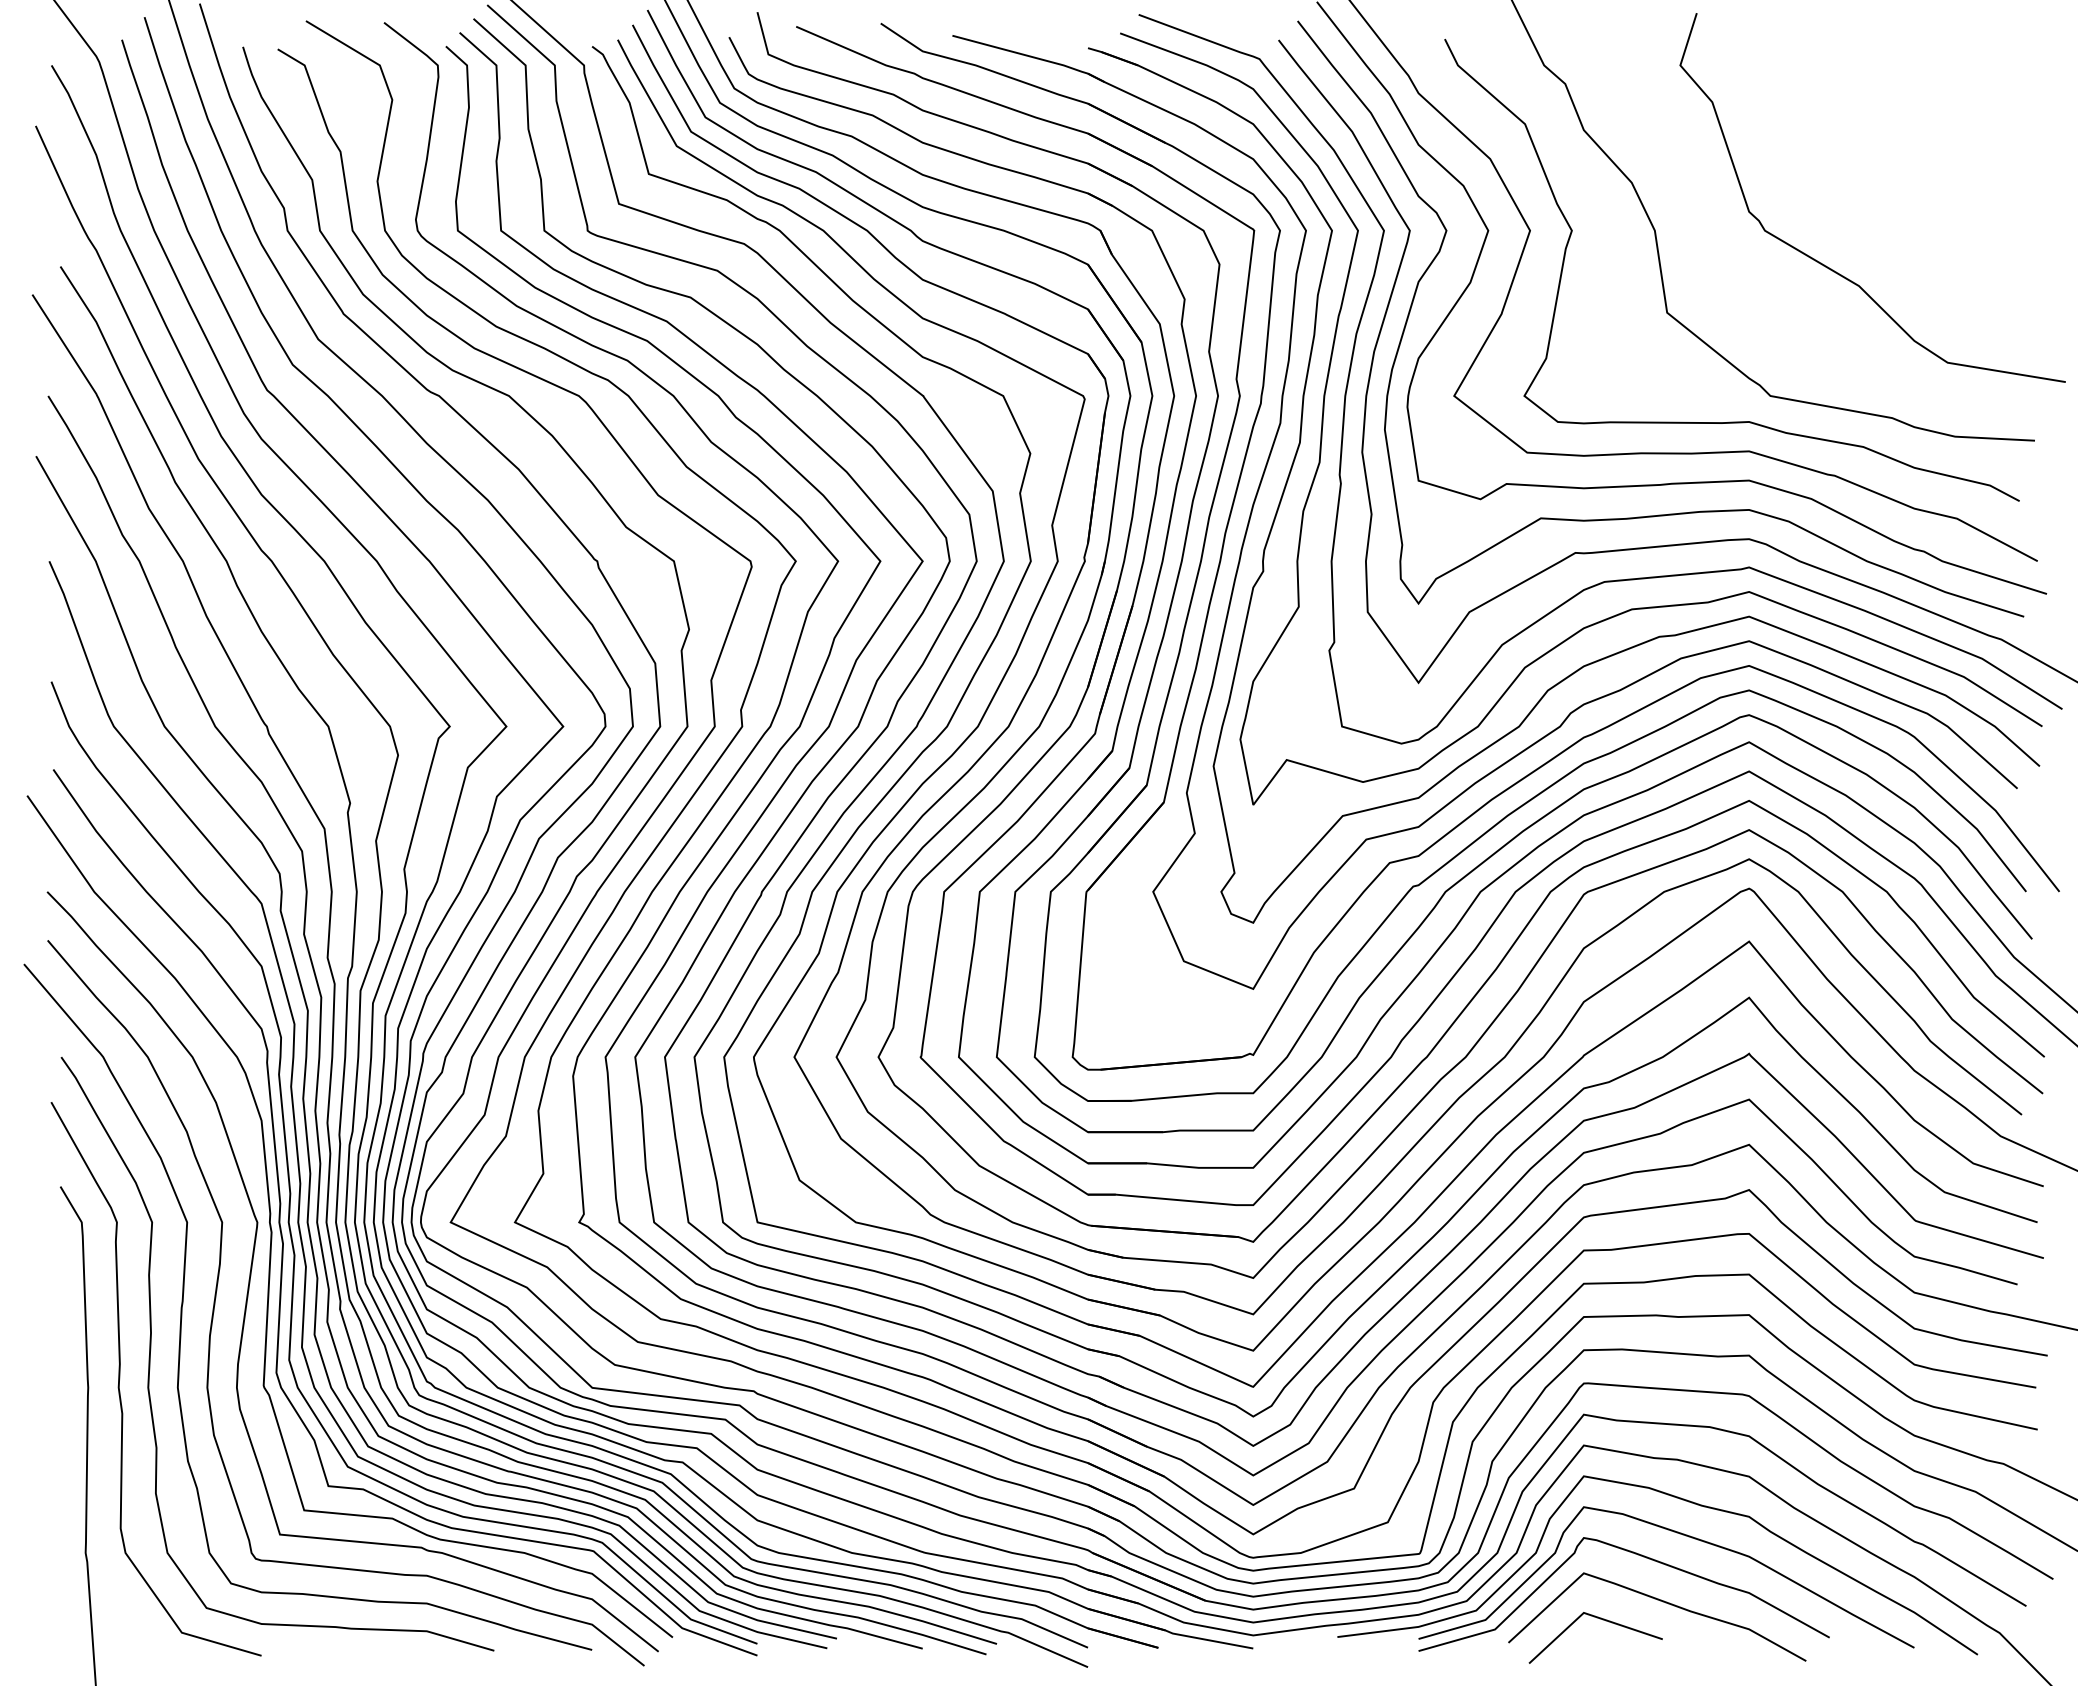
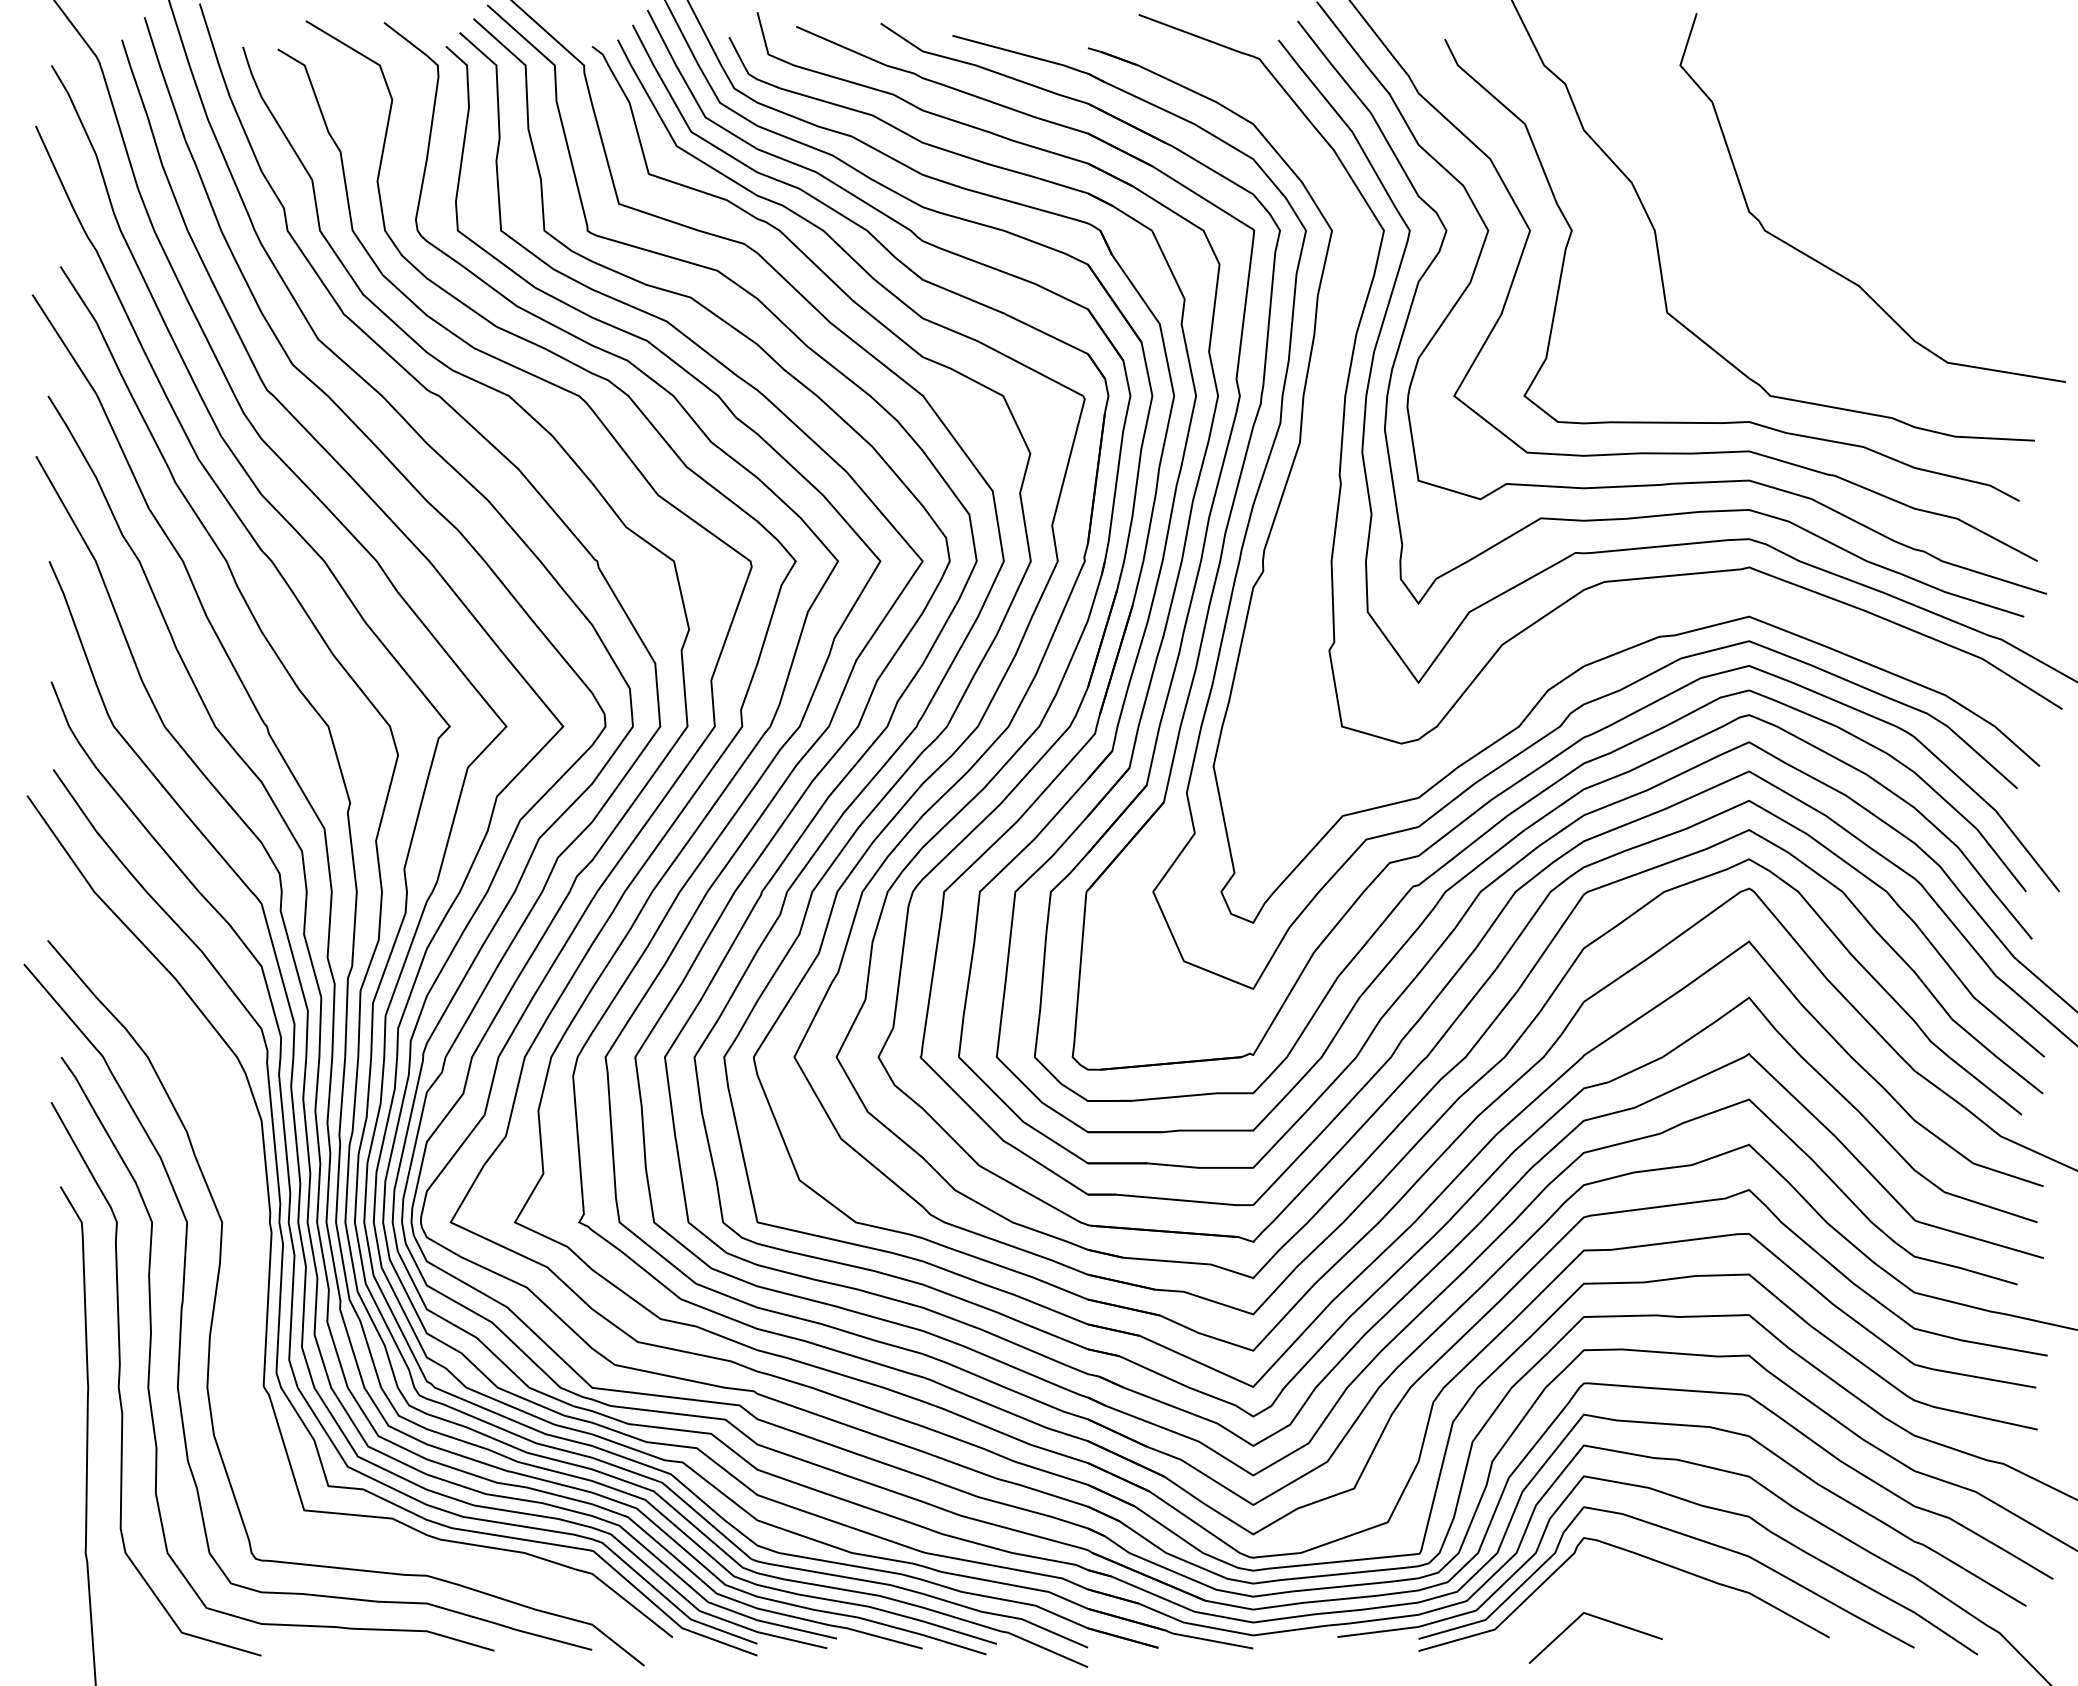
curve: present -> none (1631, 608)
curve: present -> none (254, 1254)
curve: present -> none (1663, 1602)
